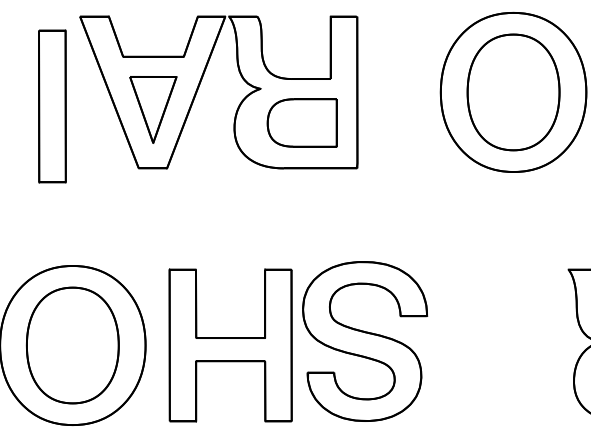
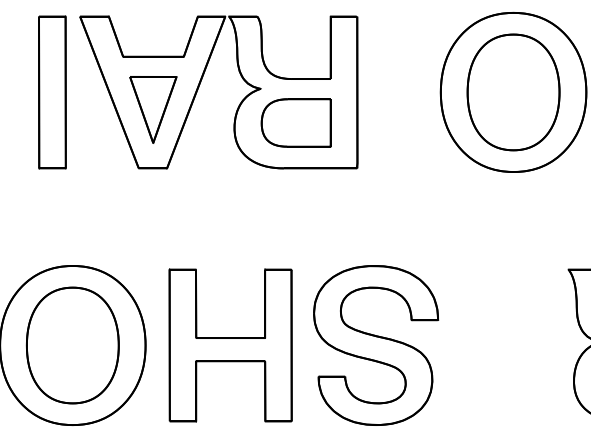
part position: (52, 106) -> (52, 92) (52, 92)
part position: (301, 122) -> (295, 122) (295, 122)
part position: (365, 341) -> (376, 345) (376, 345)
